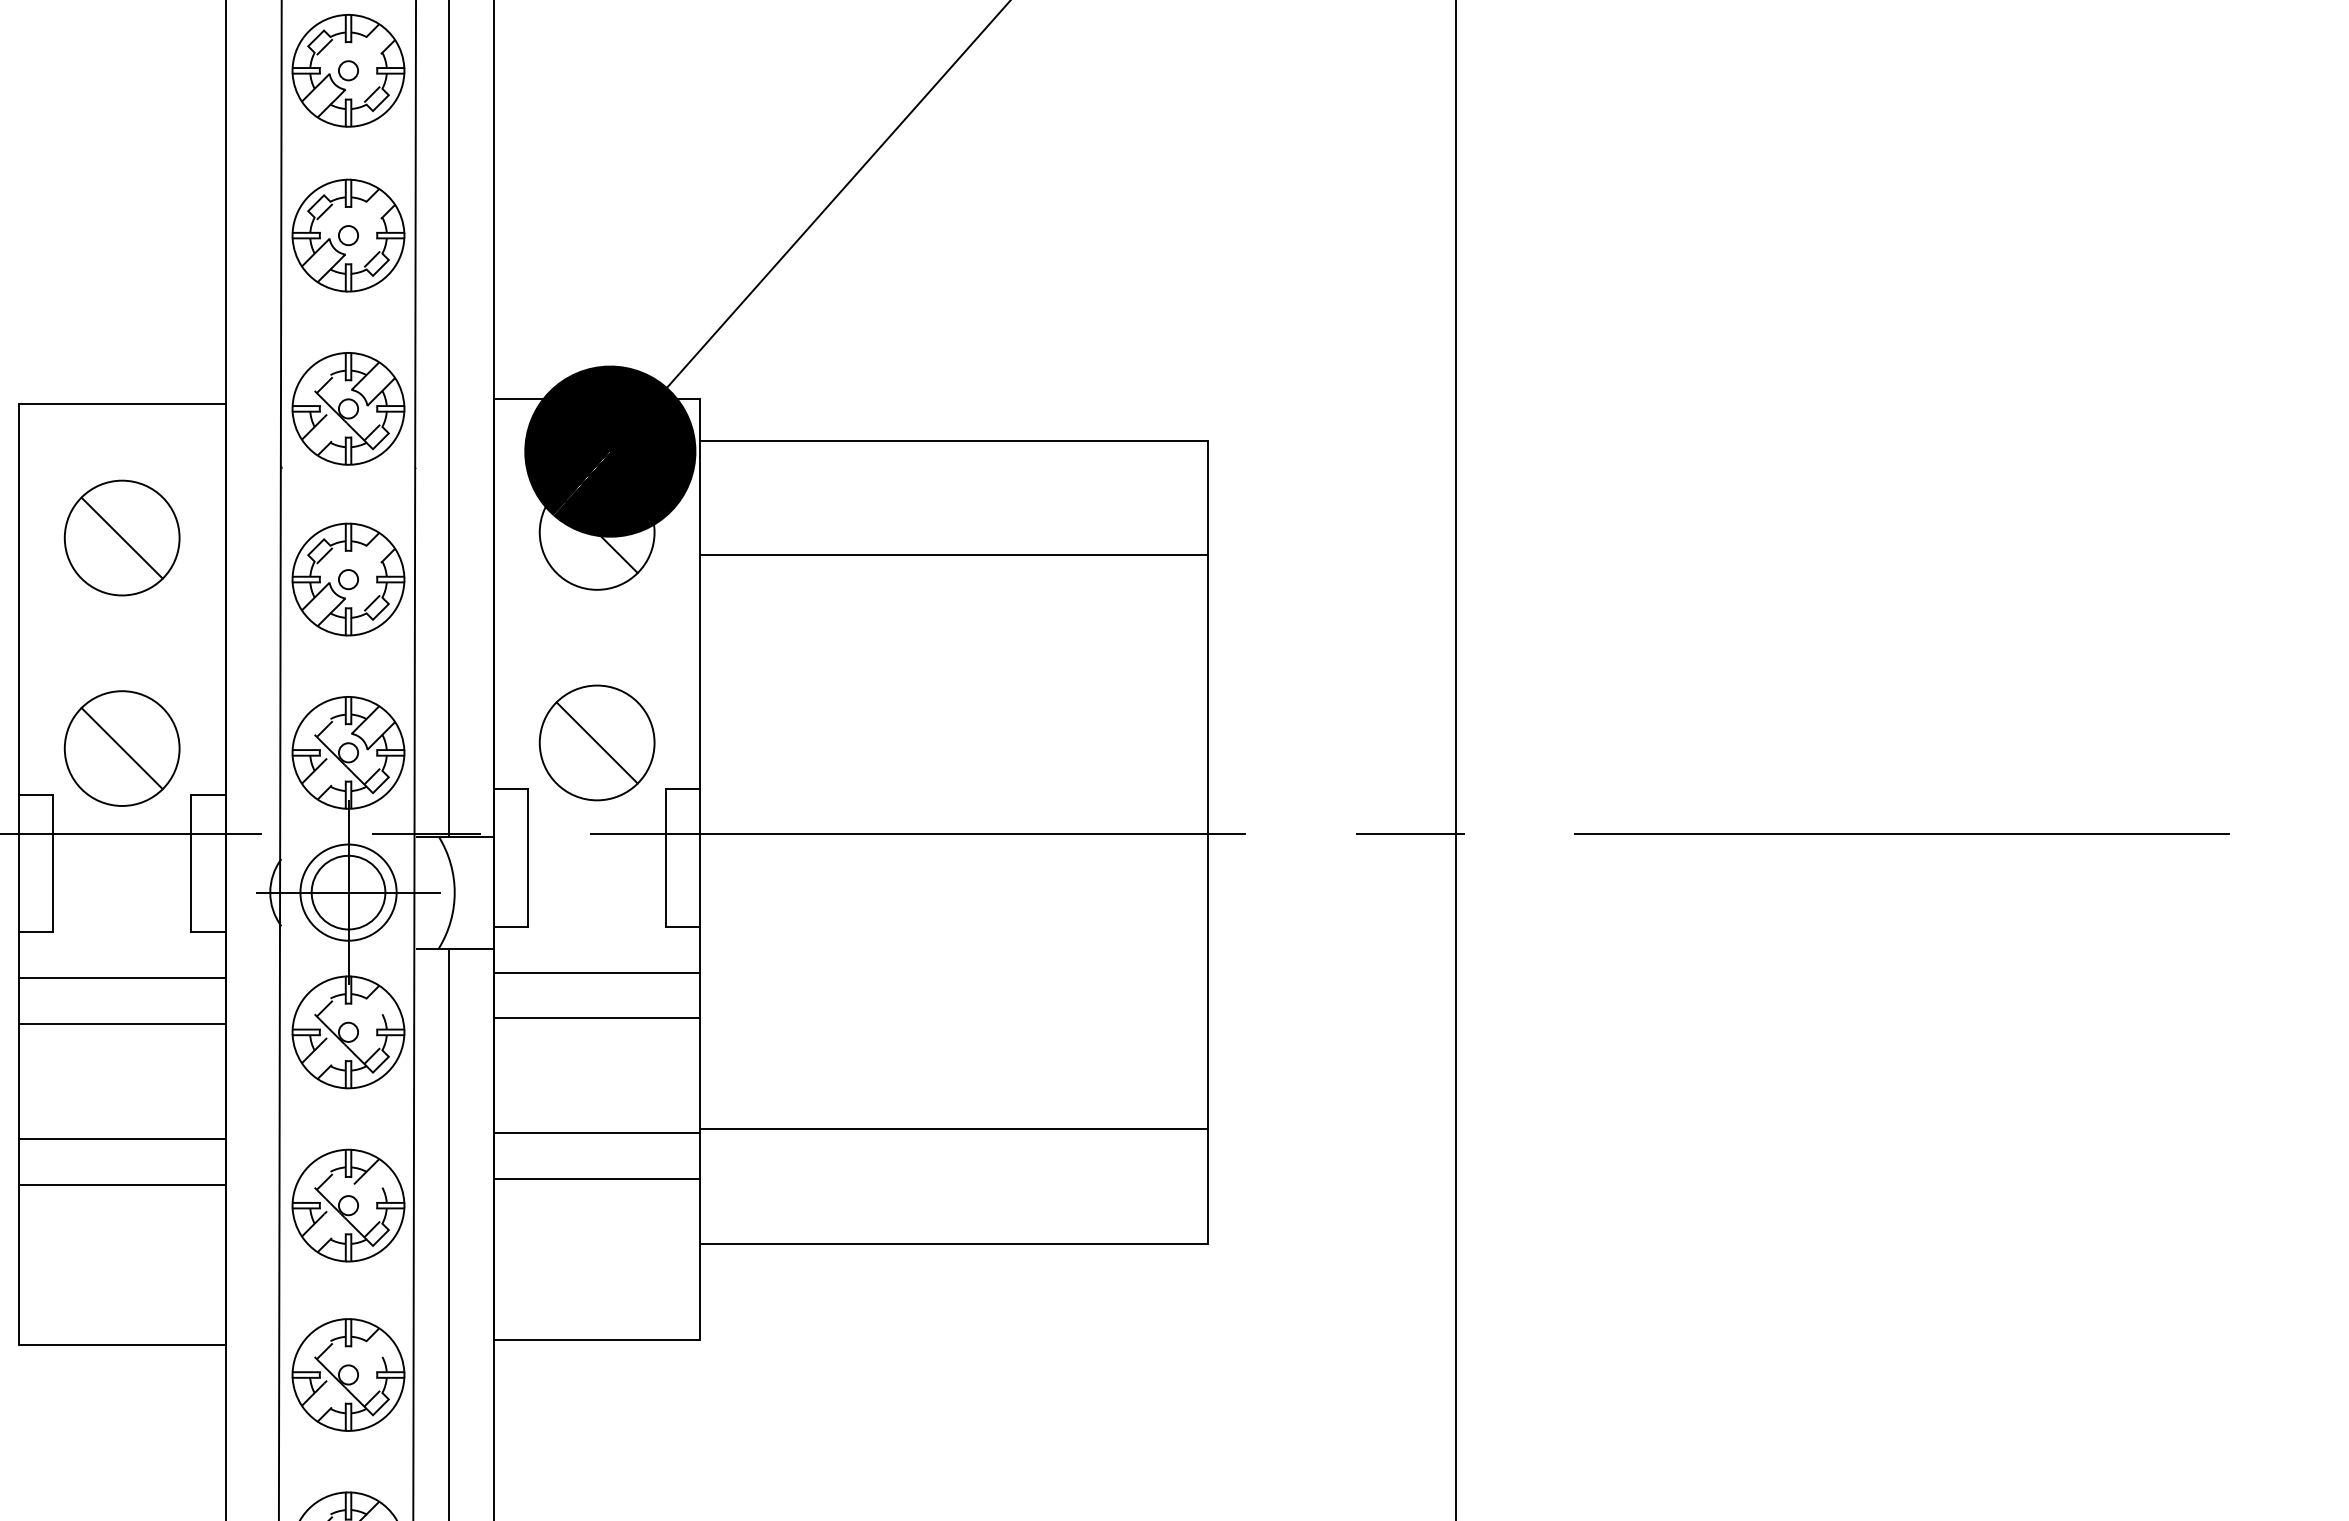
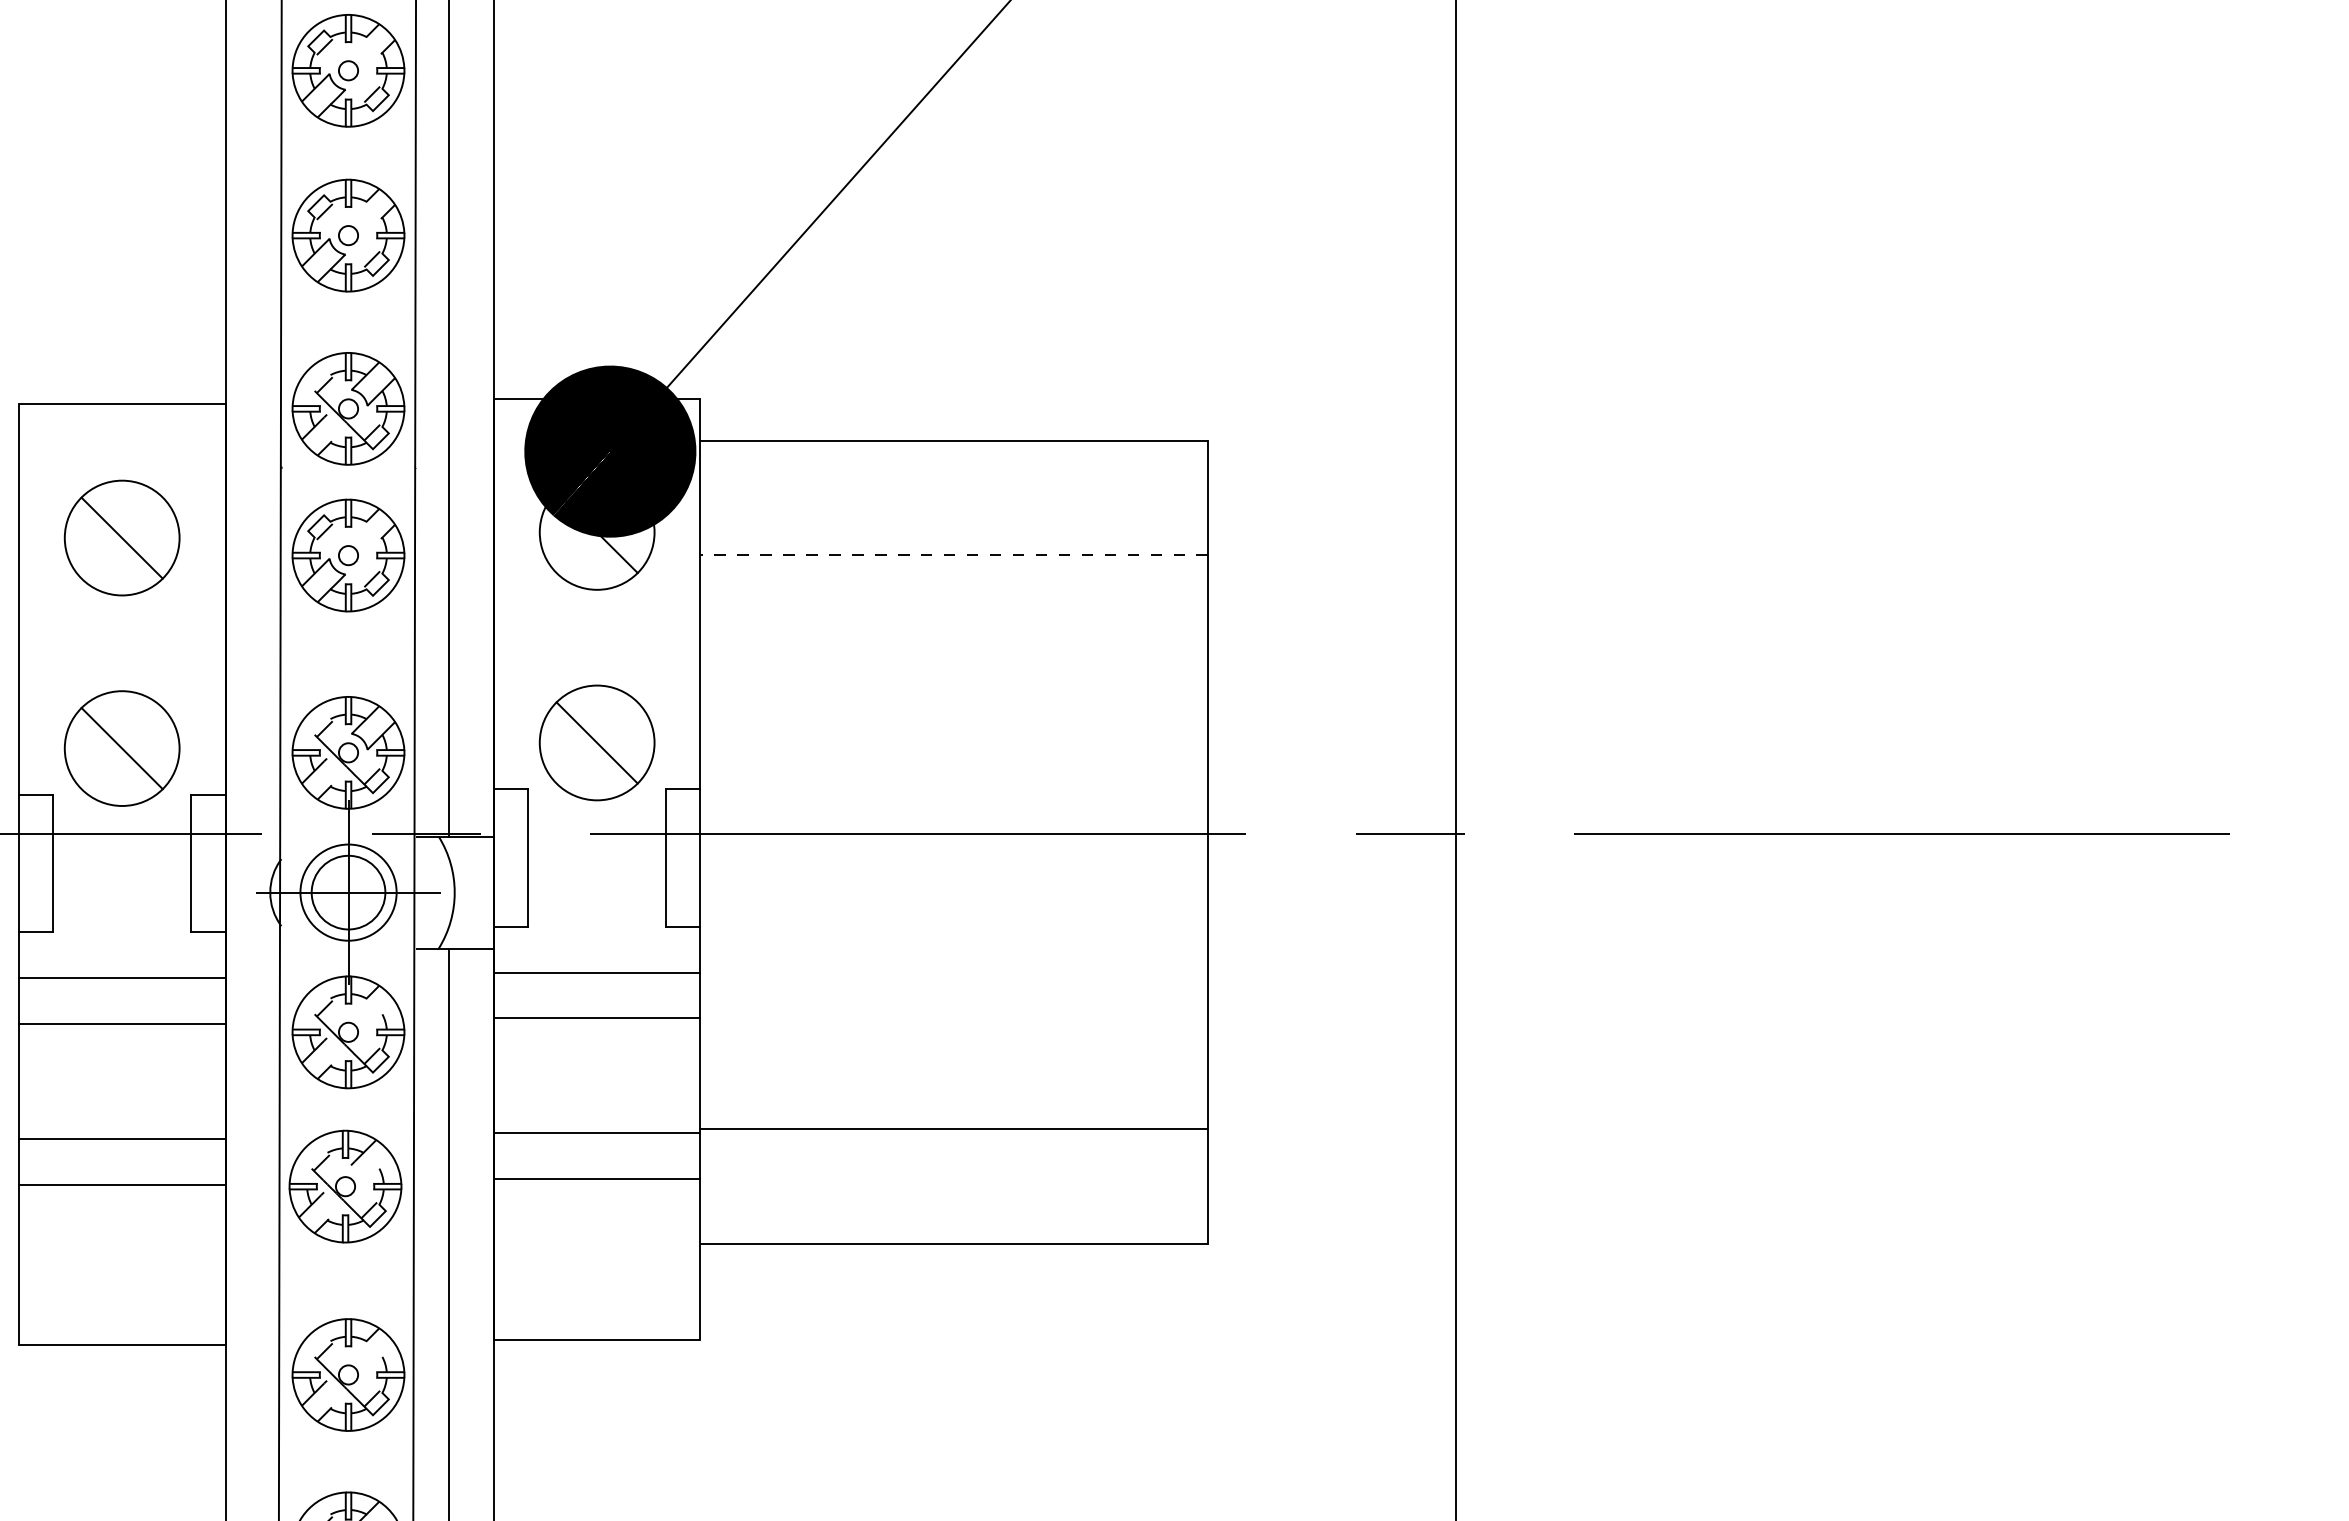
line: solid -> dashed (954, 555)
part position: (348, 579) -> (348, 555) (348, 555)
part position: (348, 1205) -> (345, 1186) (345, 1186)
